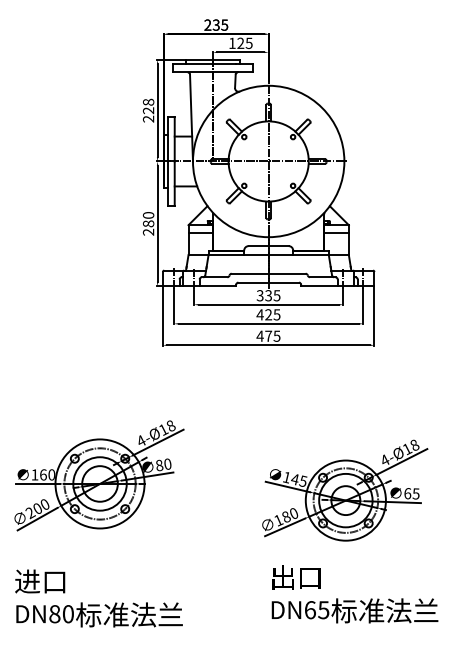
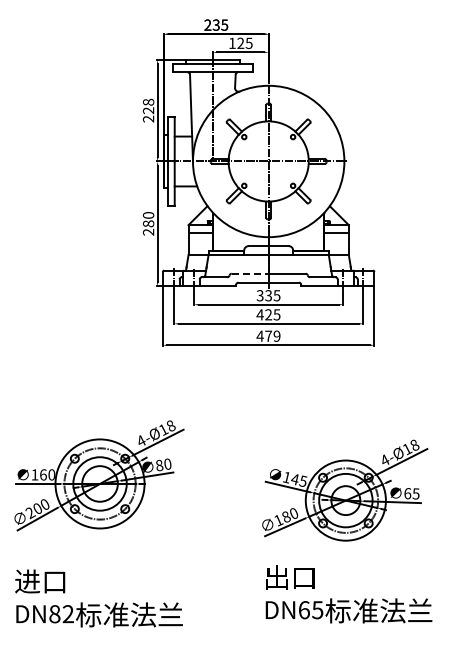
line: solid -> dashed (250, 273)
text: 475 -> 479 (276, 335)
text position: (354, 594) -> (348, 594) (348, 594)
text: DN80 -> DN82 (67, 614)
